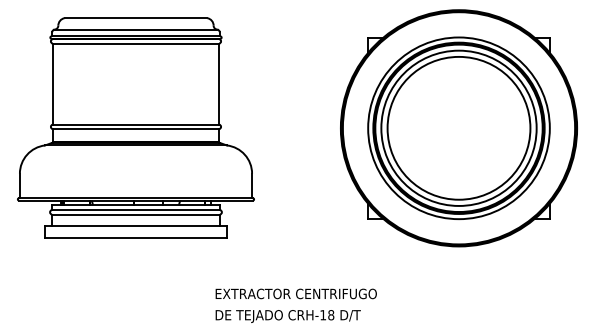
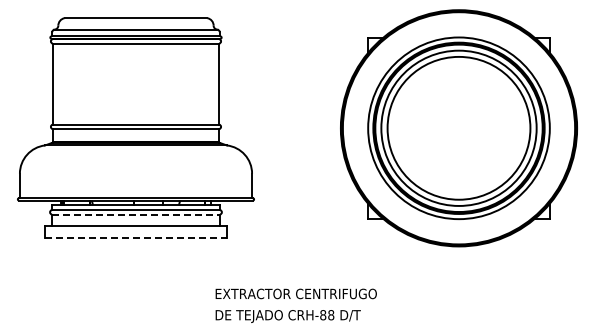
line: solid -> dashed (136, 214)
line: solid -> dashed (136, 238)
text: CRH-18 -> CRH-88 (323, 315)
